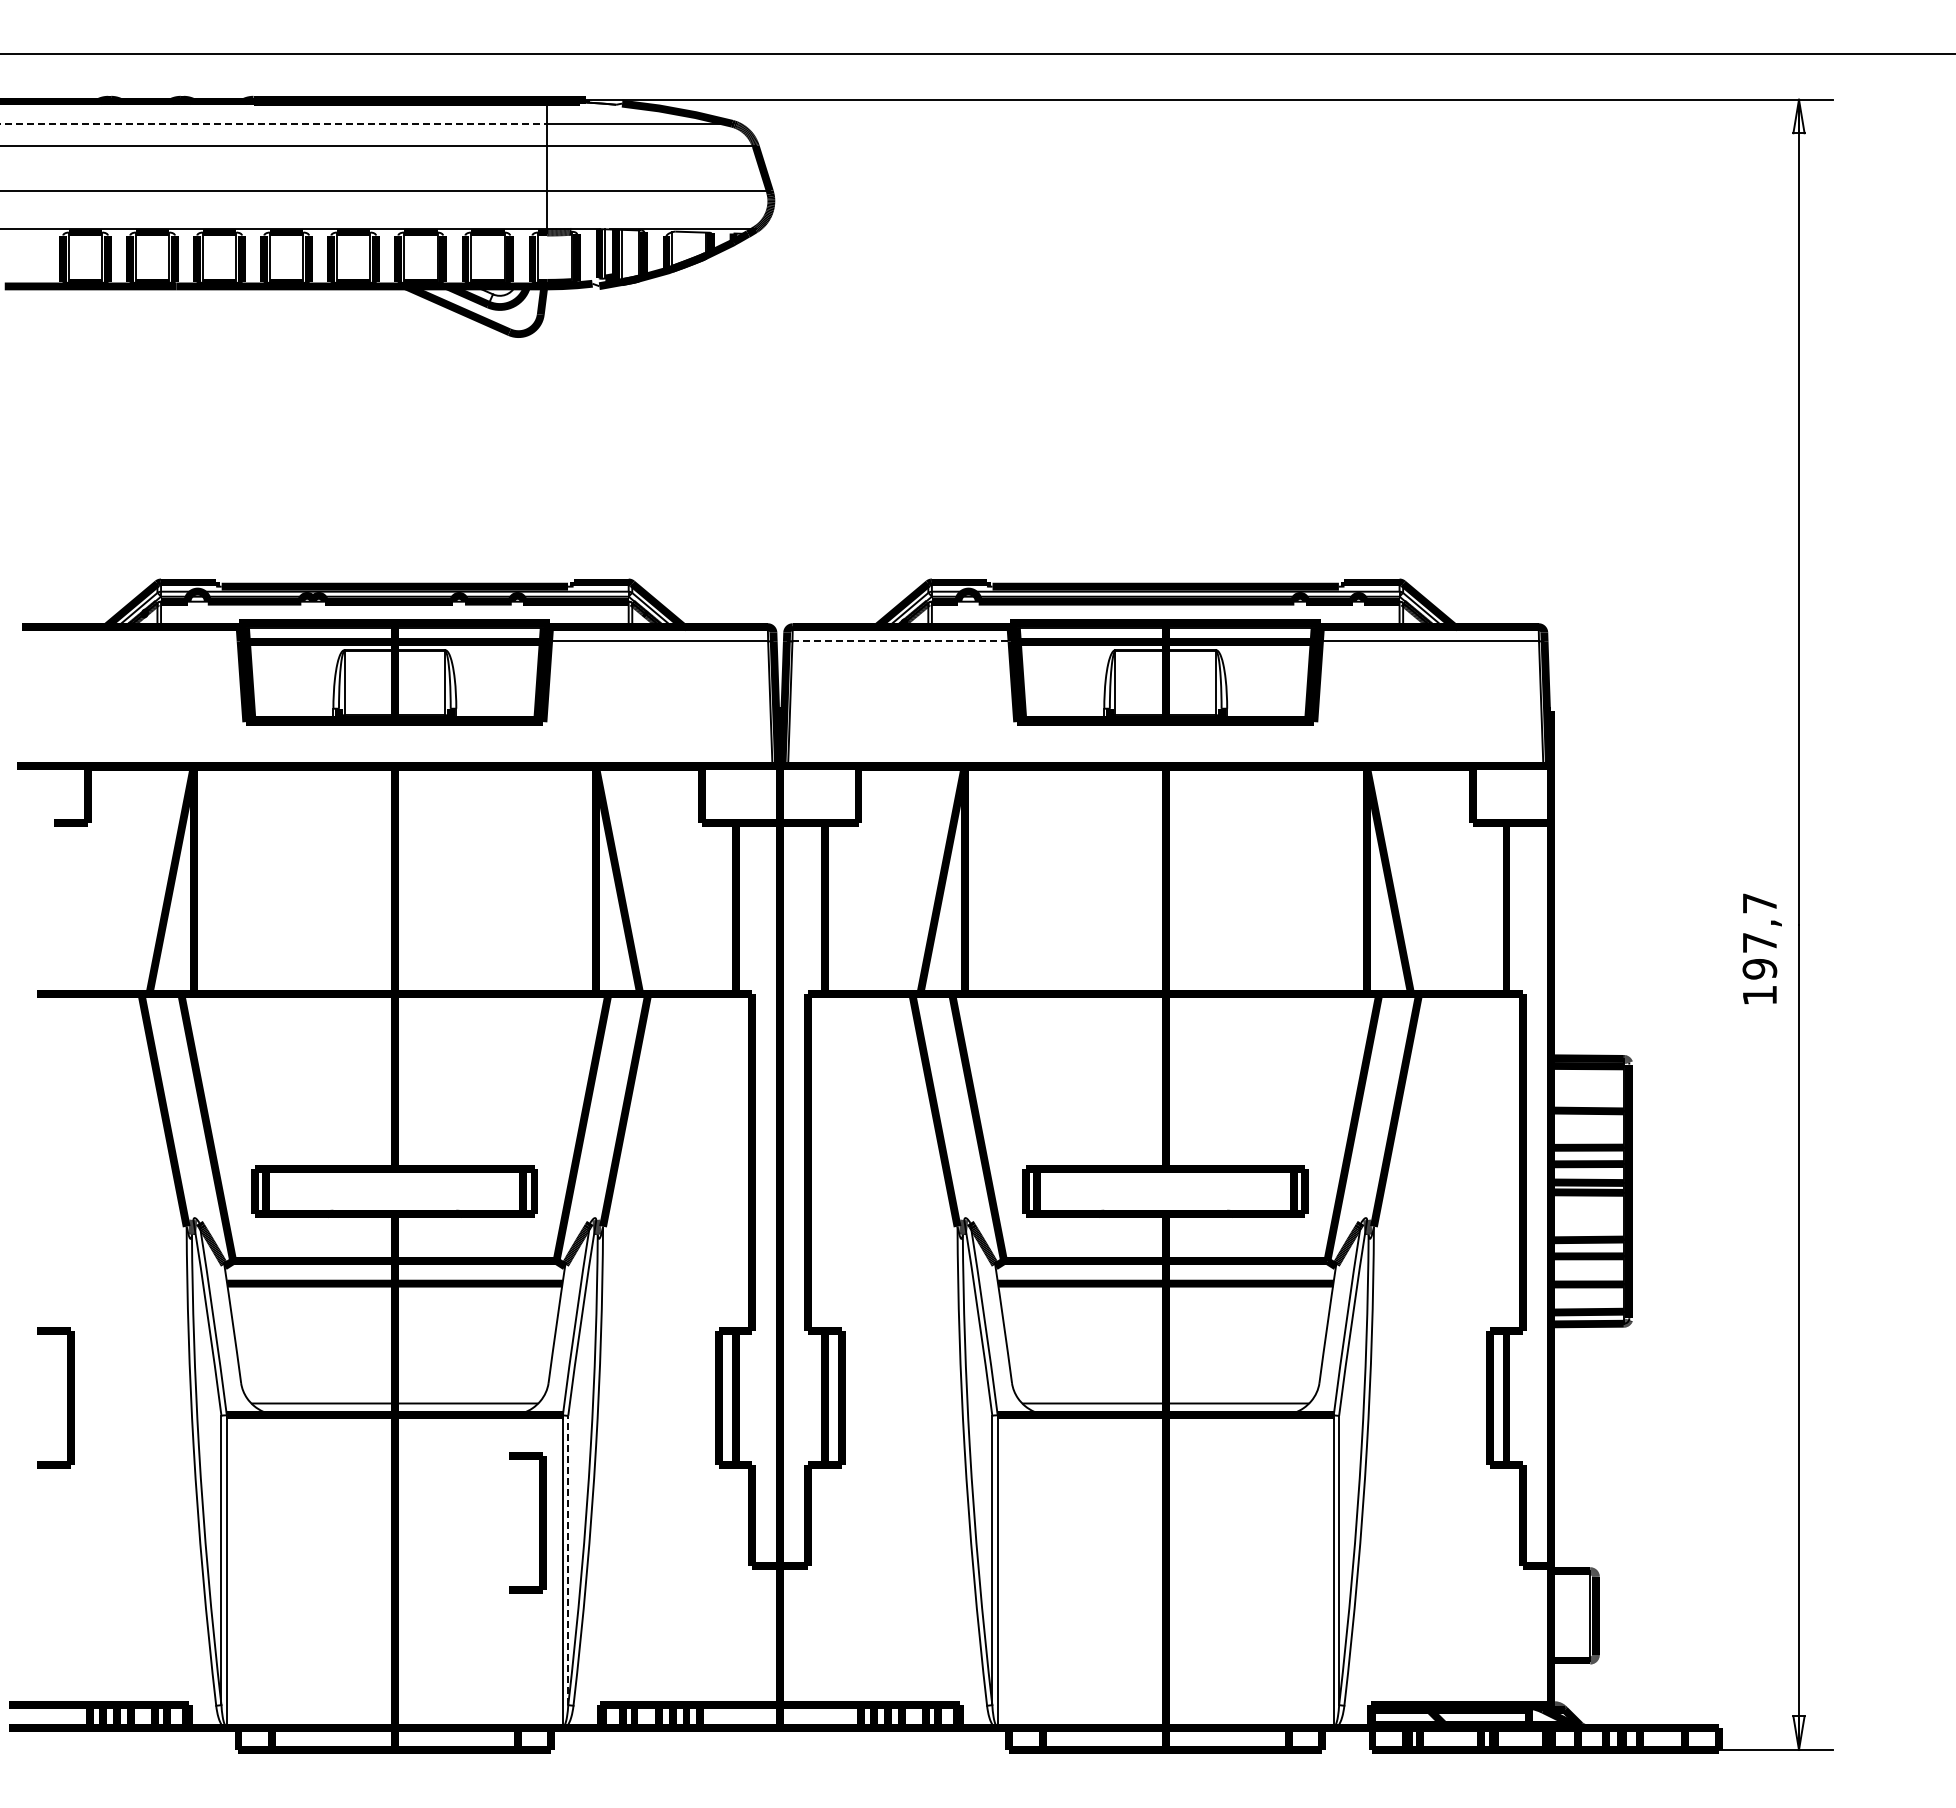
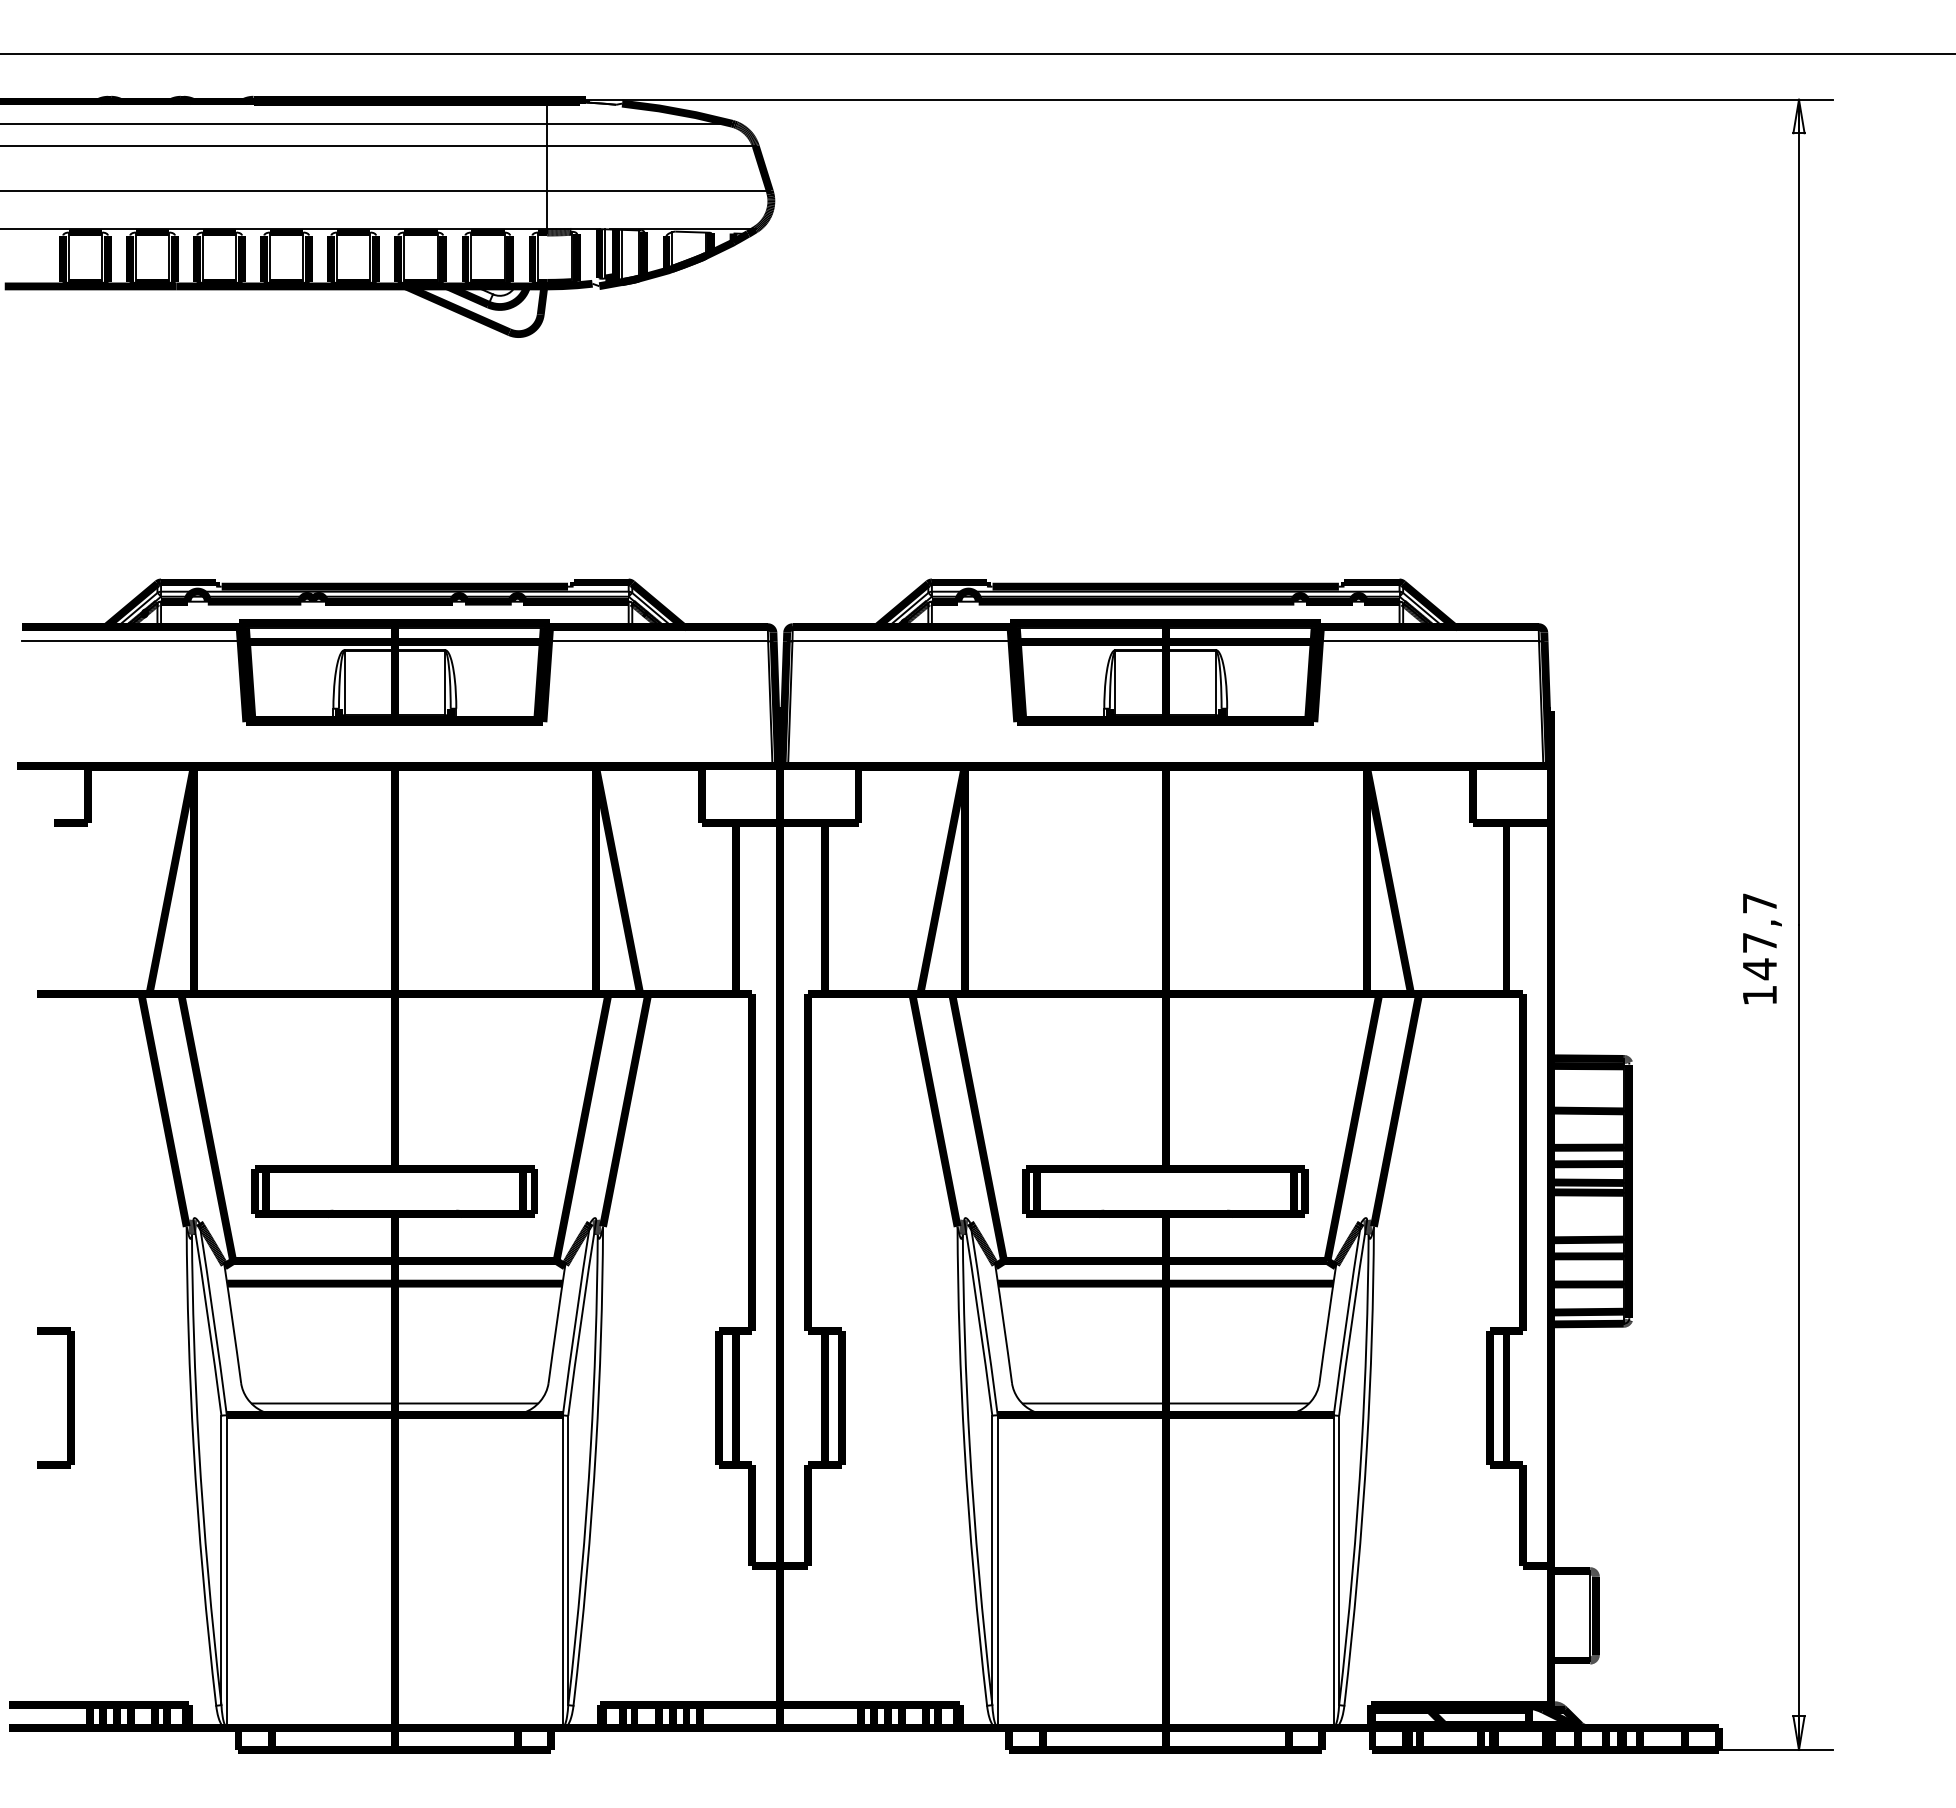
line: dashed -> solid (274, 123)
line: none -> present (130, 641)
line: dashed -> solid (901, 641)
text: 197,7 -> 147,7 (1759, 969)
part: present -> none (539, 1522)
line: dashed -> solid (568, 1560)
